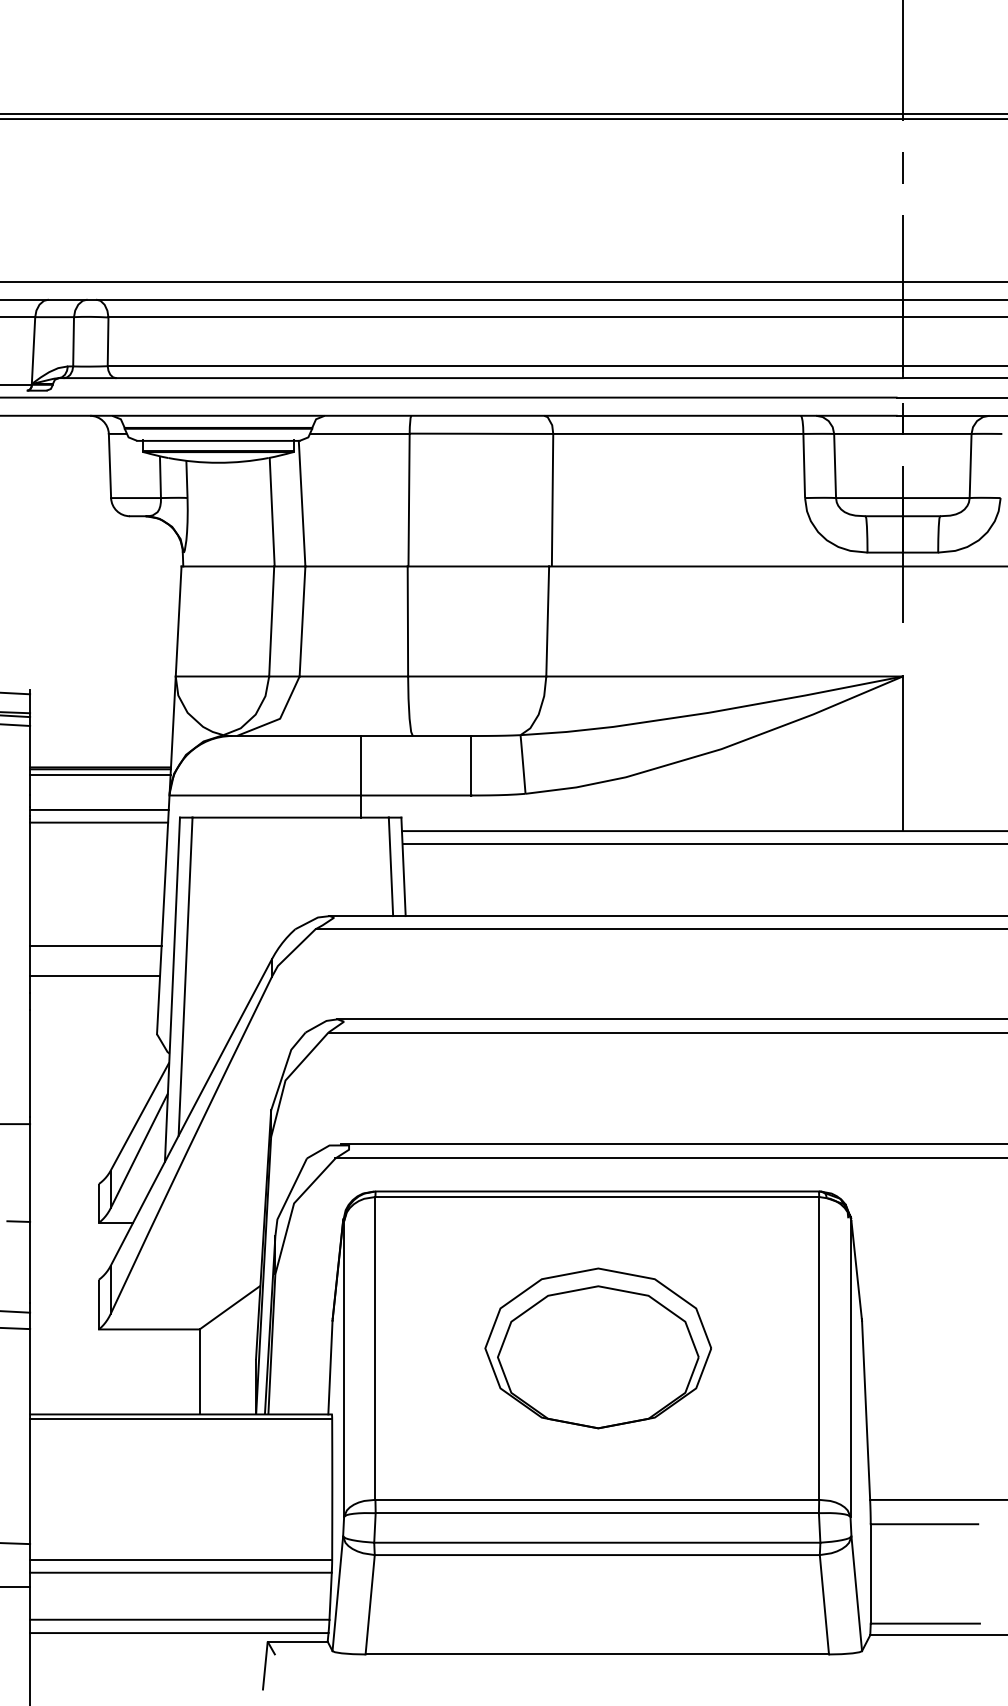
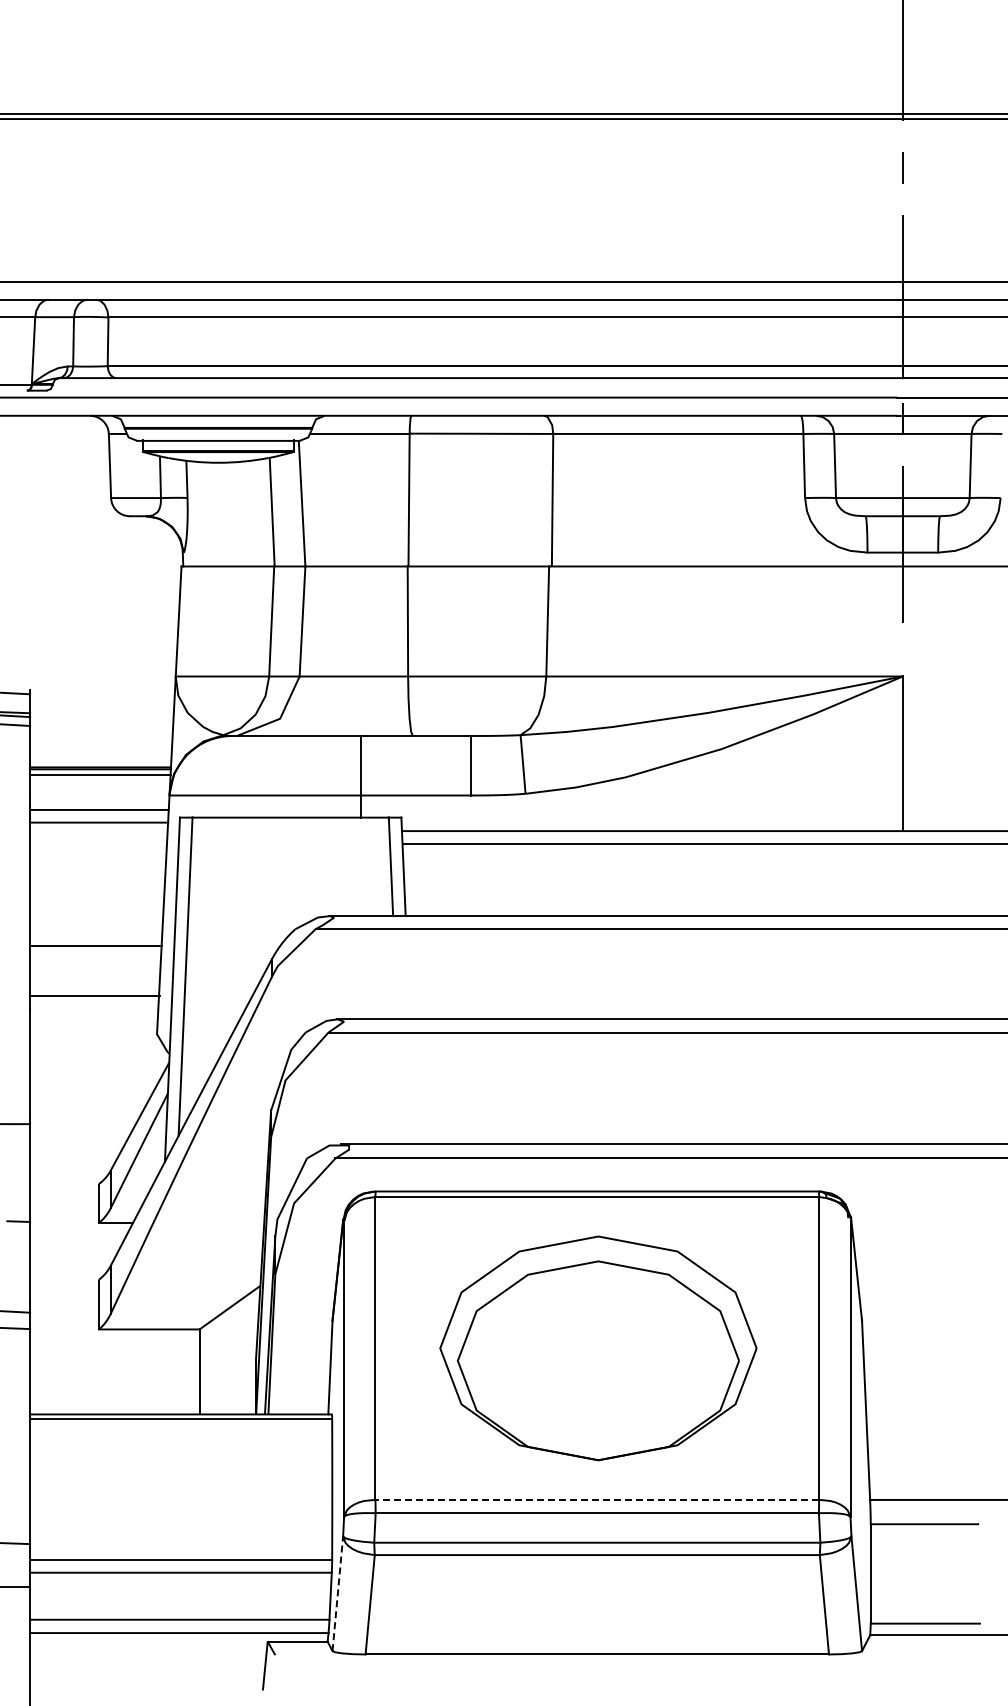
line position: (95, 975) -> (95, 995) (95, 995)
part size: 228x163 px -> 319x227 px (598, 1348)
line: solid -> dashed (597, 1499)
line: solid -> dashed (337, 1593)
